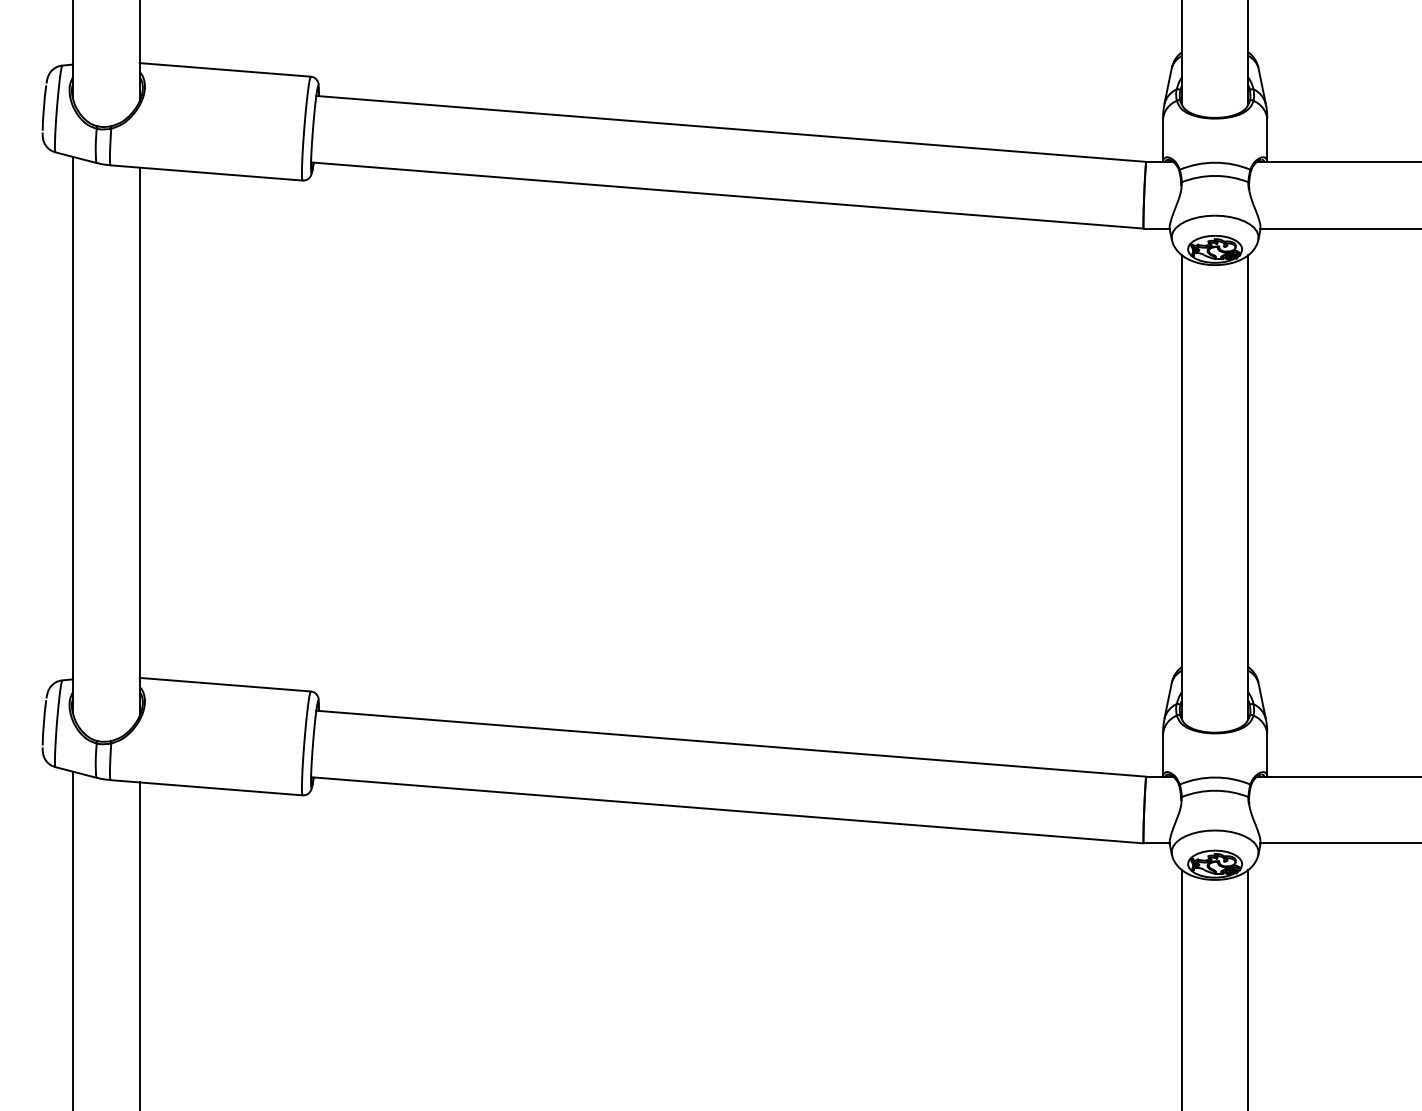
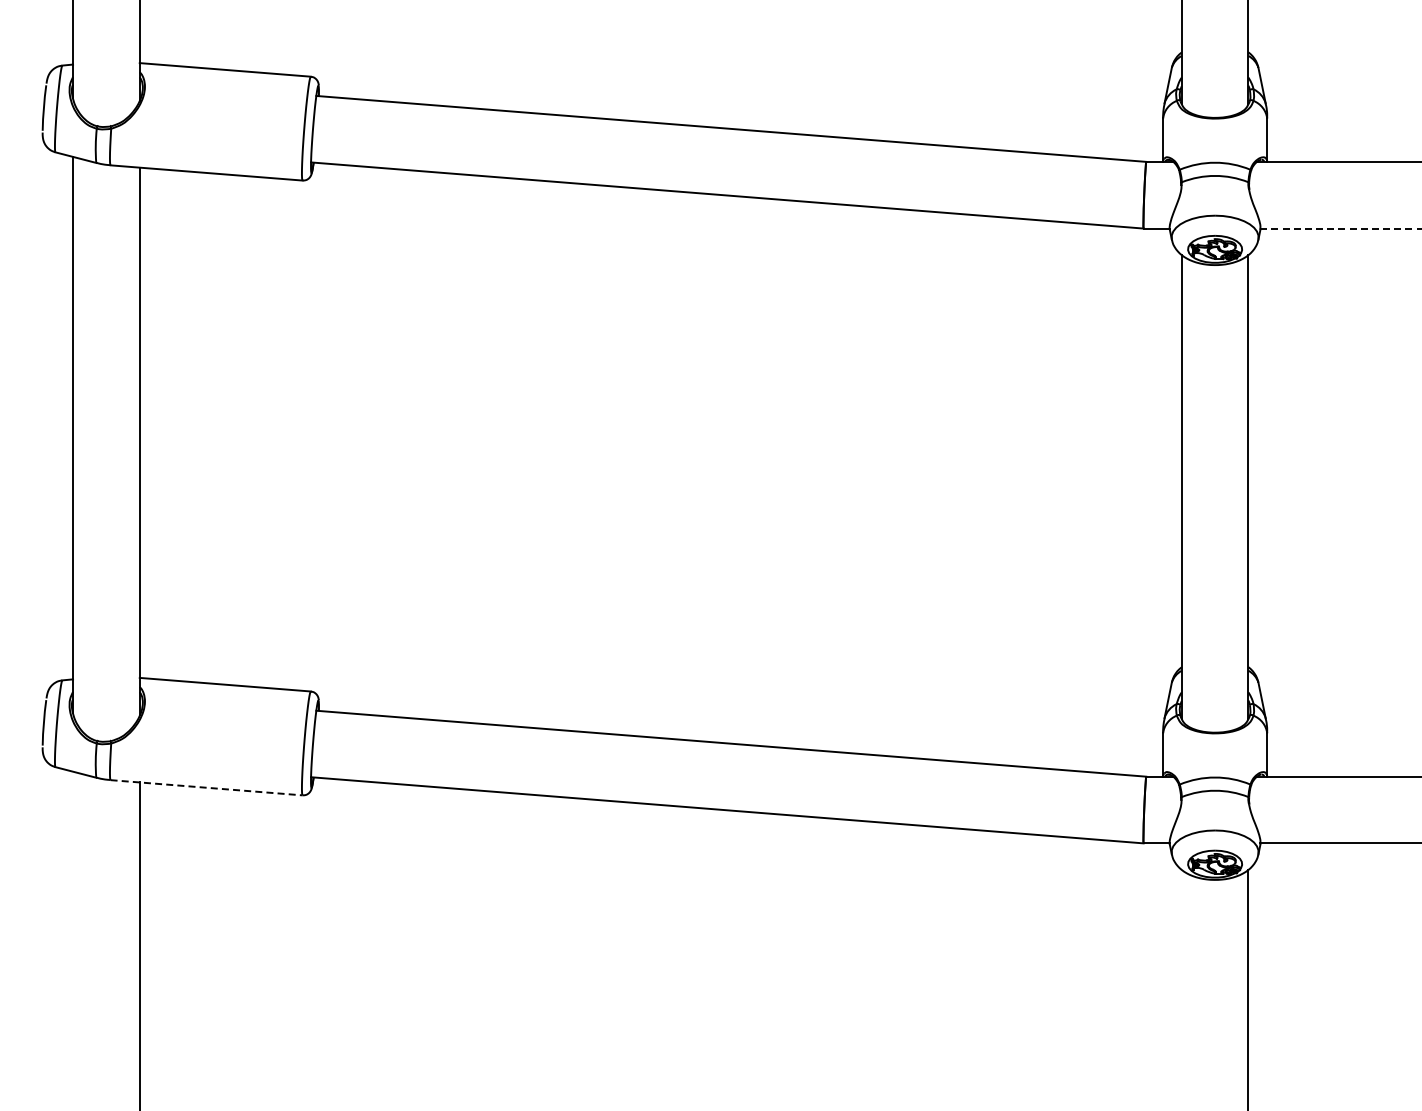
line: solid -> dashed (1341, 228)
line: solid -> dashed (207, 787)
line: present -> none (73, 939)
line: present -> none (1181, 988)
